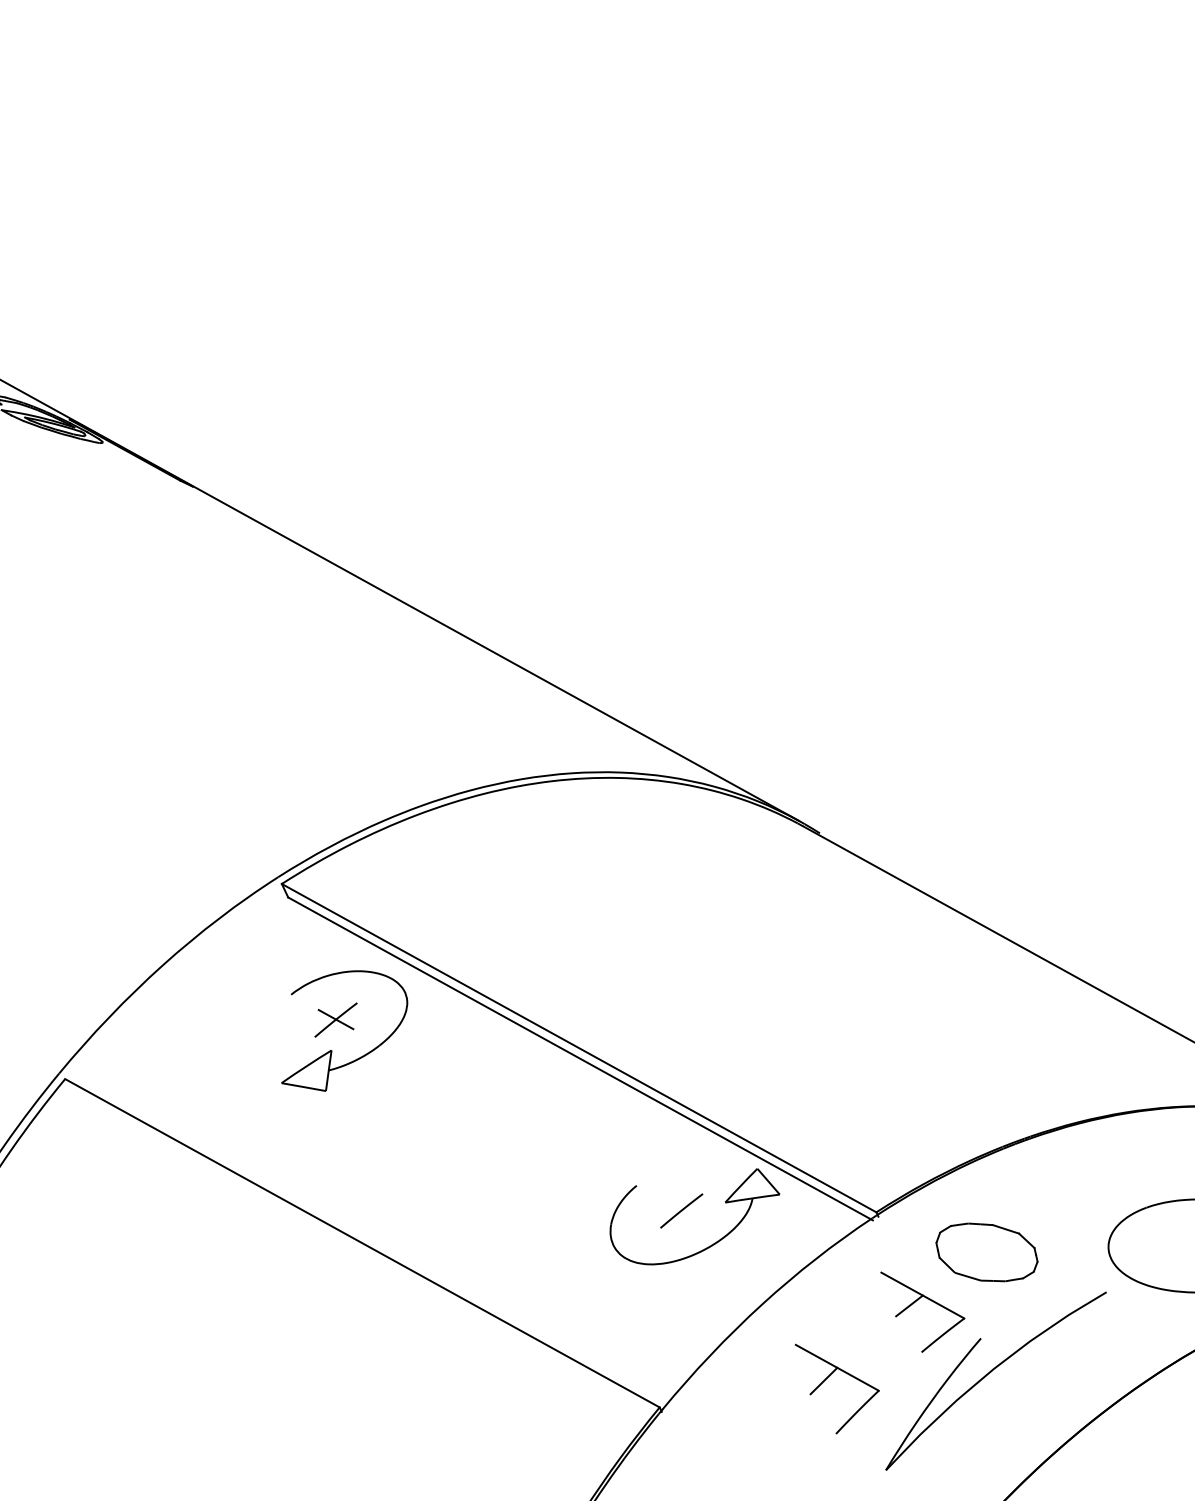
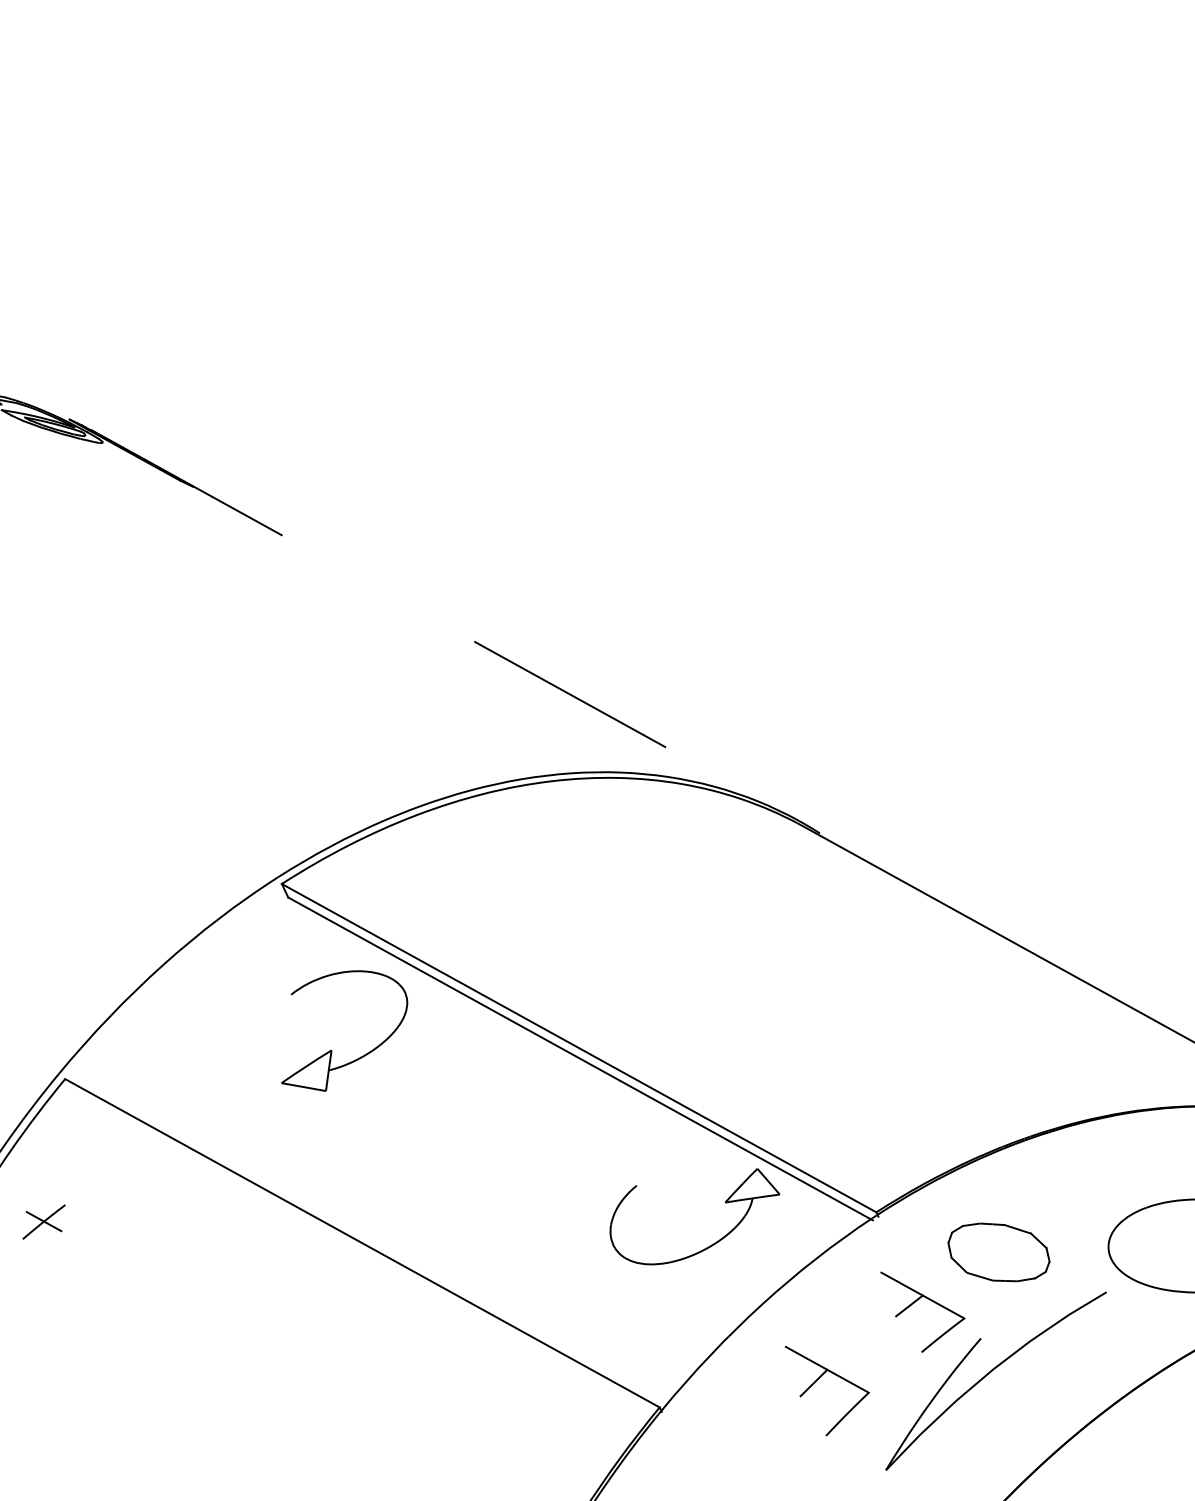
line: solid -> dashed (400, 600)
part position: (335, 1019) -> (43, 1221) (43, 1221)
line: present -> none (681, 1210)
part position: (986, 1252) -> (998, 1252) (998, 1252)
part position: (827, 1378) -> (817, 1380) (817, 1380)
